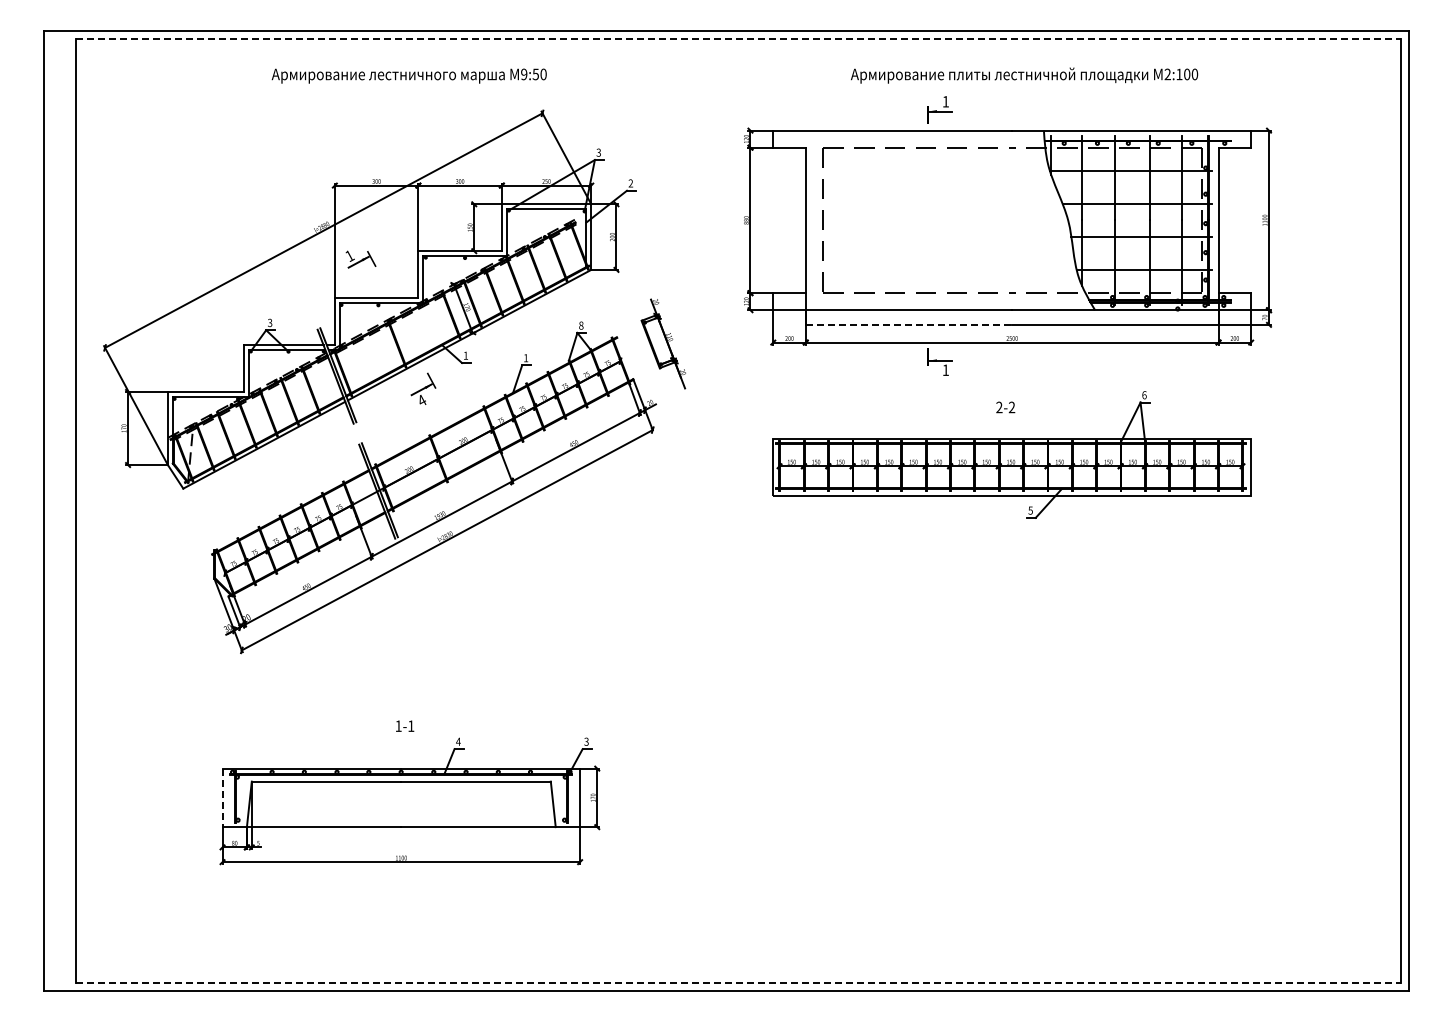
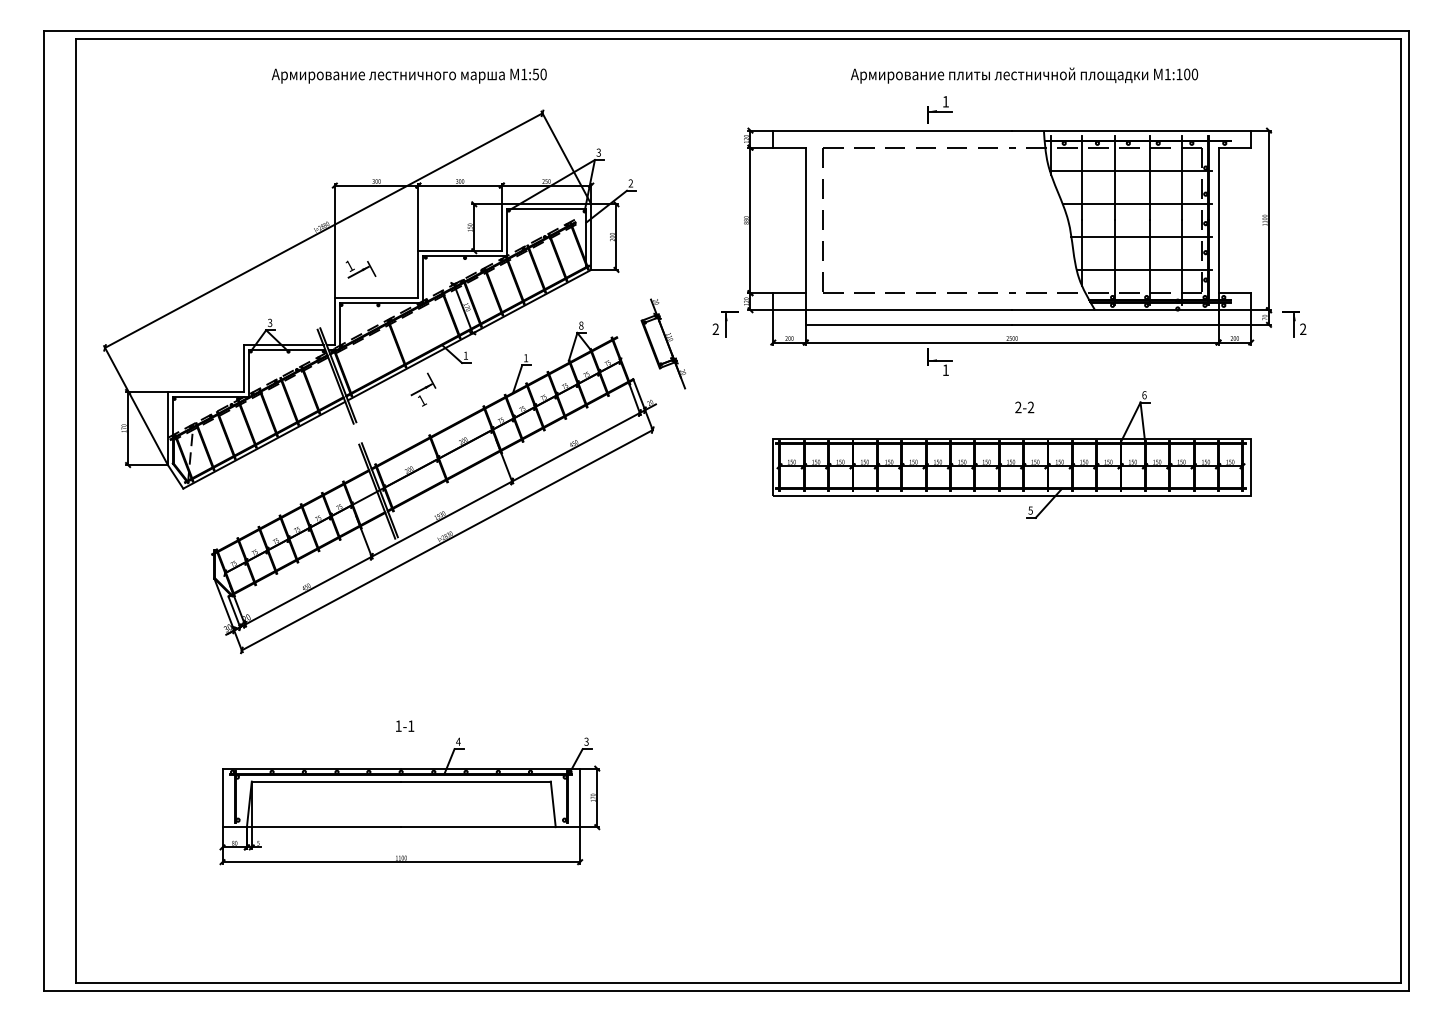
line: dashed -> solid (738, 38)
text: 2:100 -> 1:100 (1167, 73)
text: 9:50 -> 1:50 (524, 74)
part position: (360, 259) -> (360, 269) (360, 269)
part: none -> present (725, 324)
line: dashed -> solid (909, 324)
part: none -> present (1294, 324)
text: 4 -> 1 (422, 400)
text position: (1005, 407) -> (1024, 407) (1024, 407)
line: dashed -> solid (222, 798)
line: dashed -> solid (738, 983)
